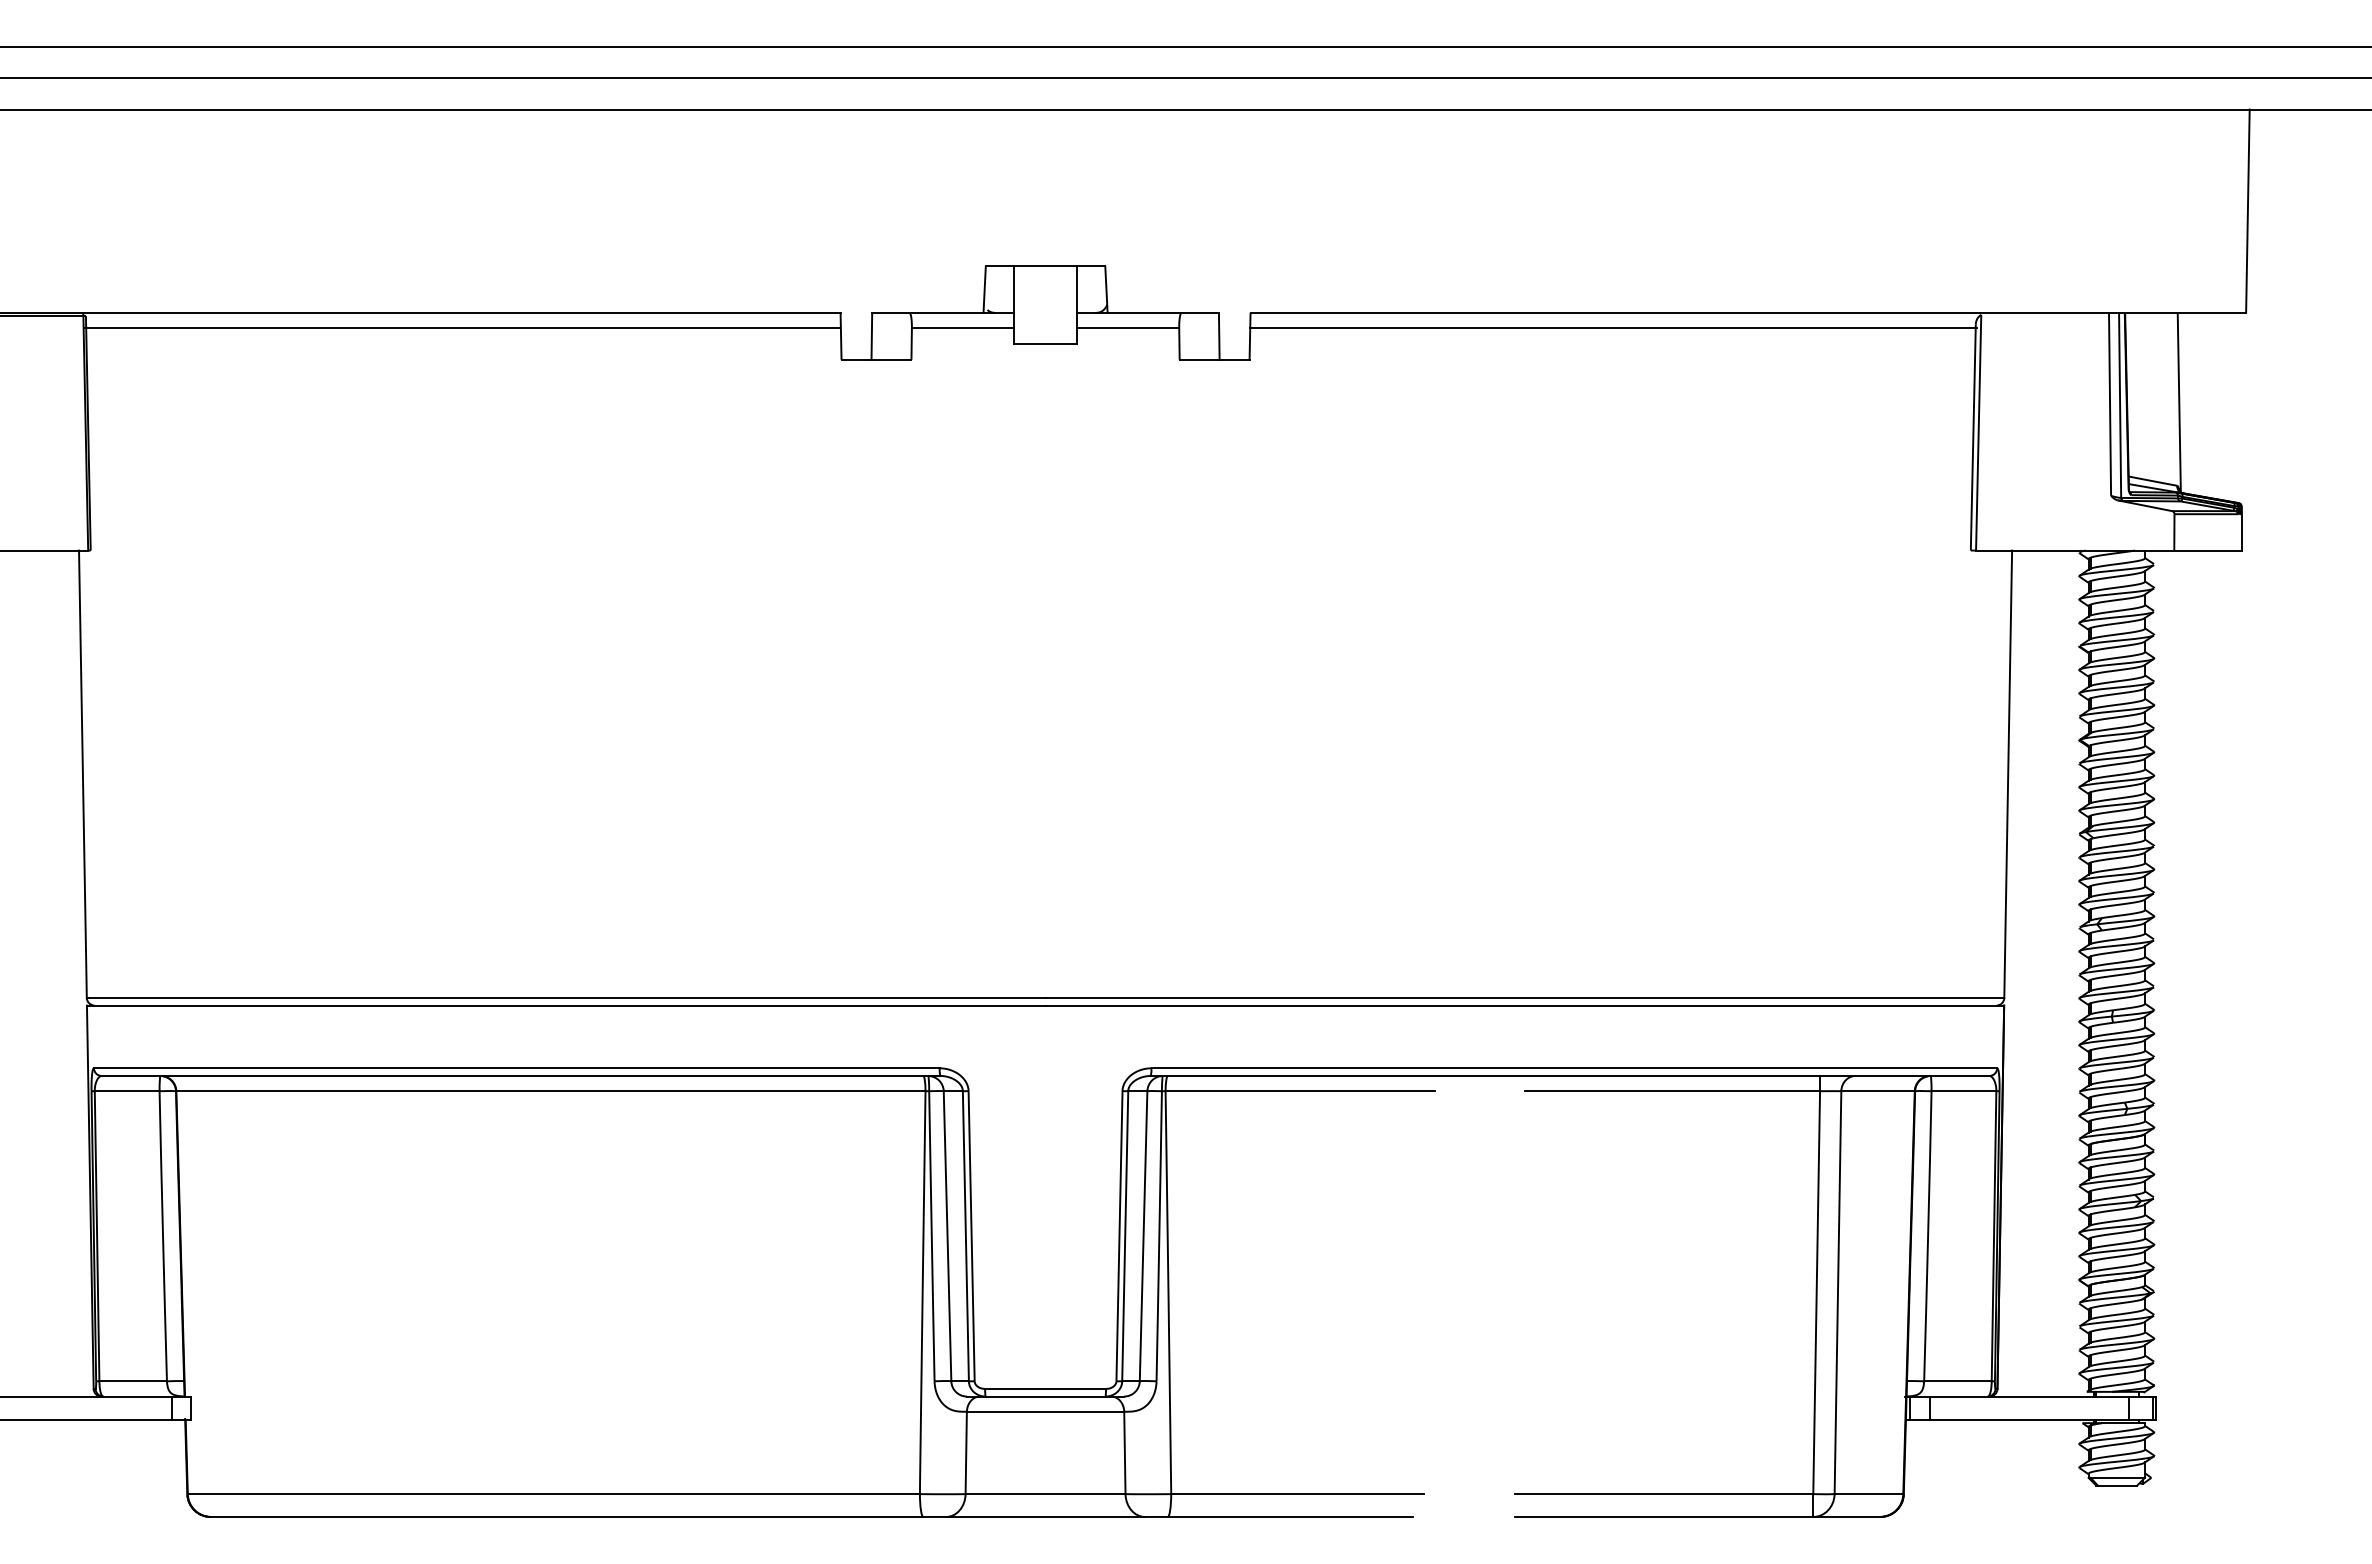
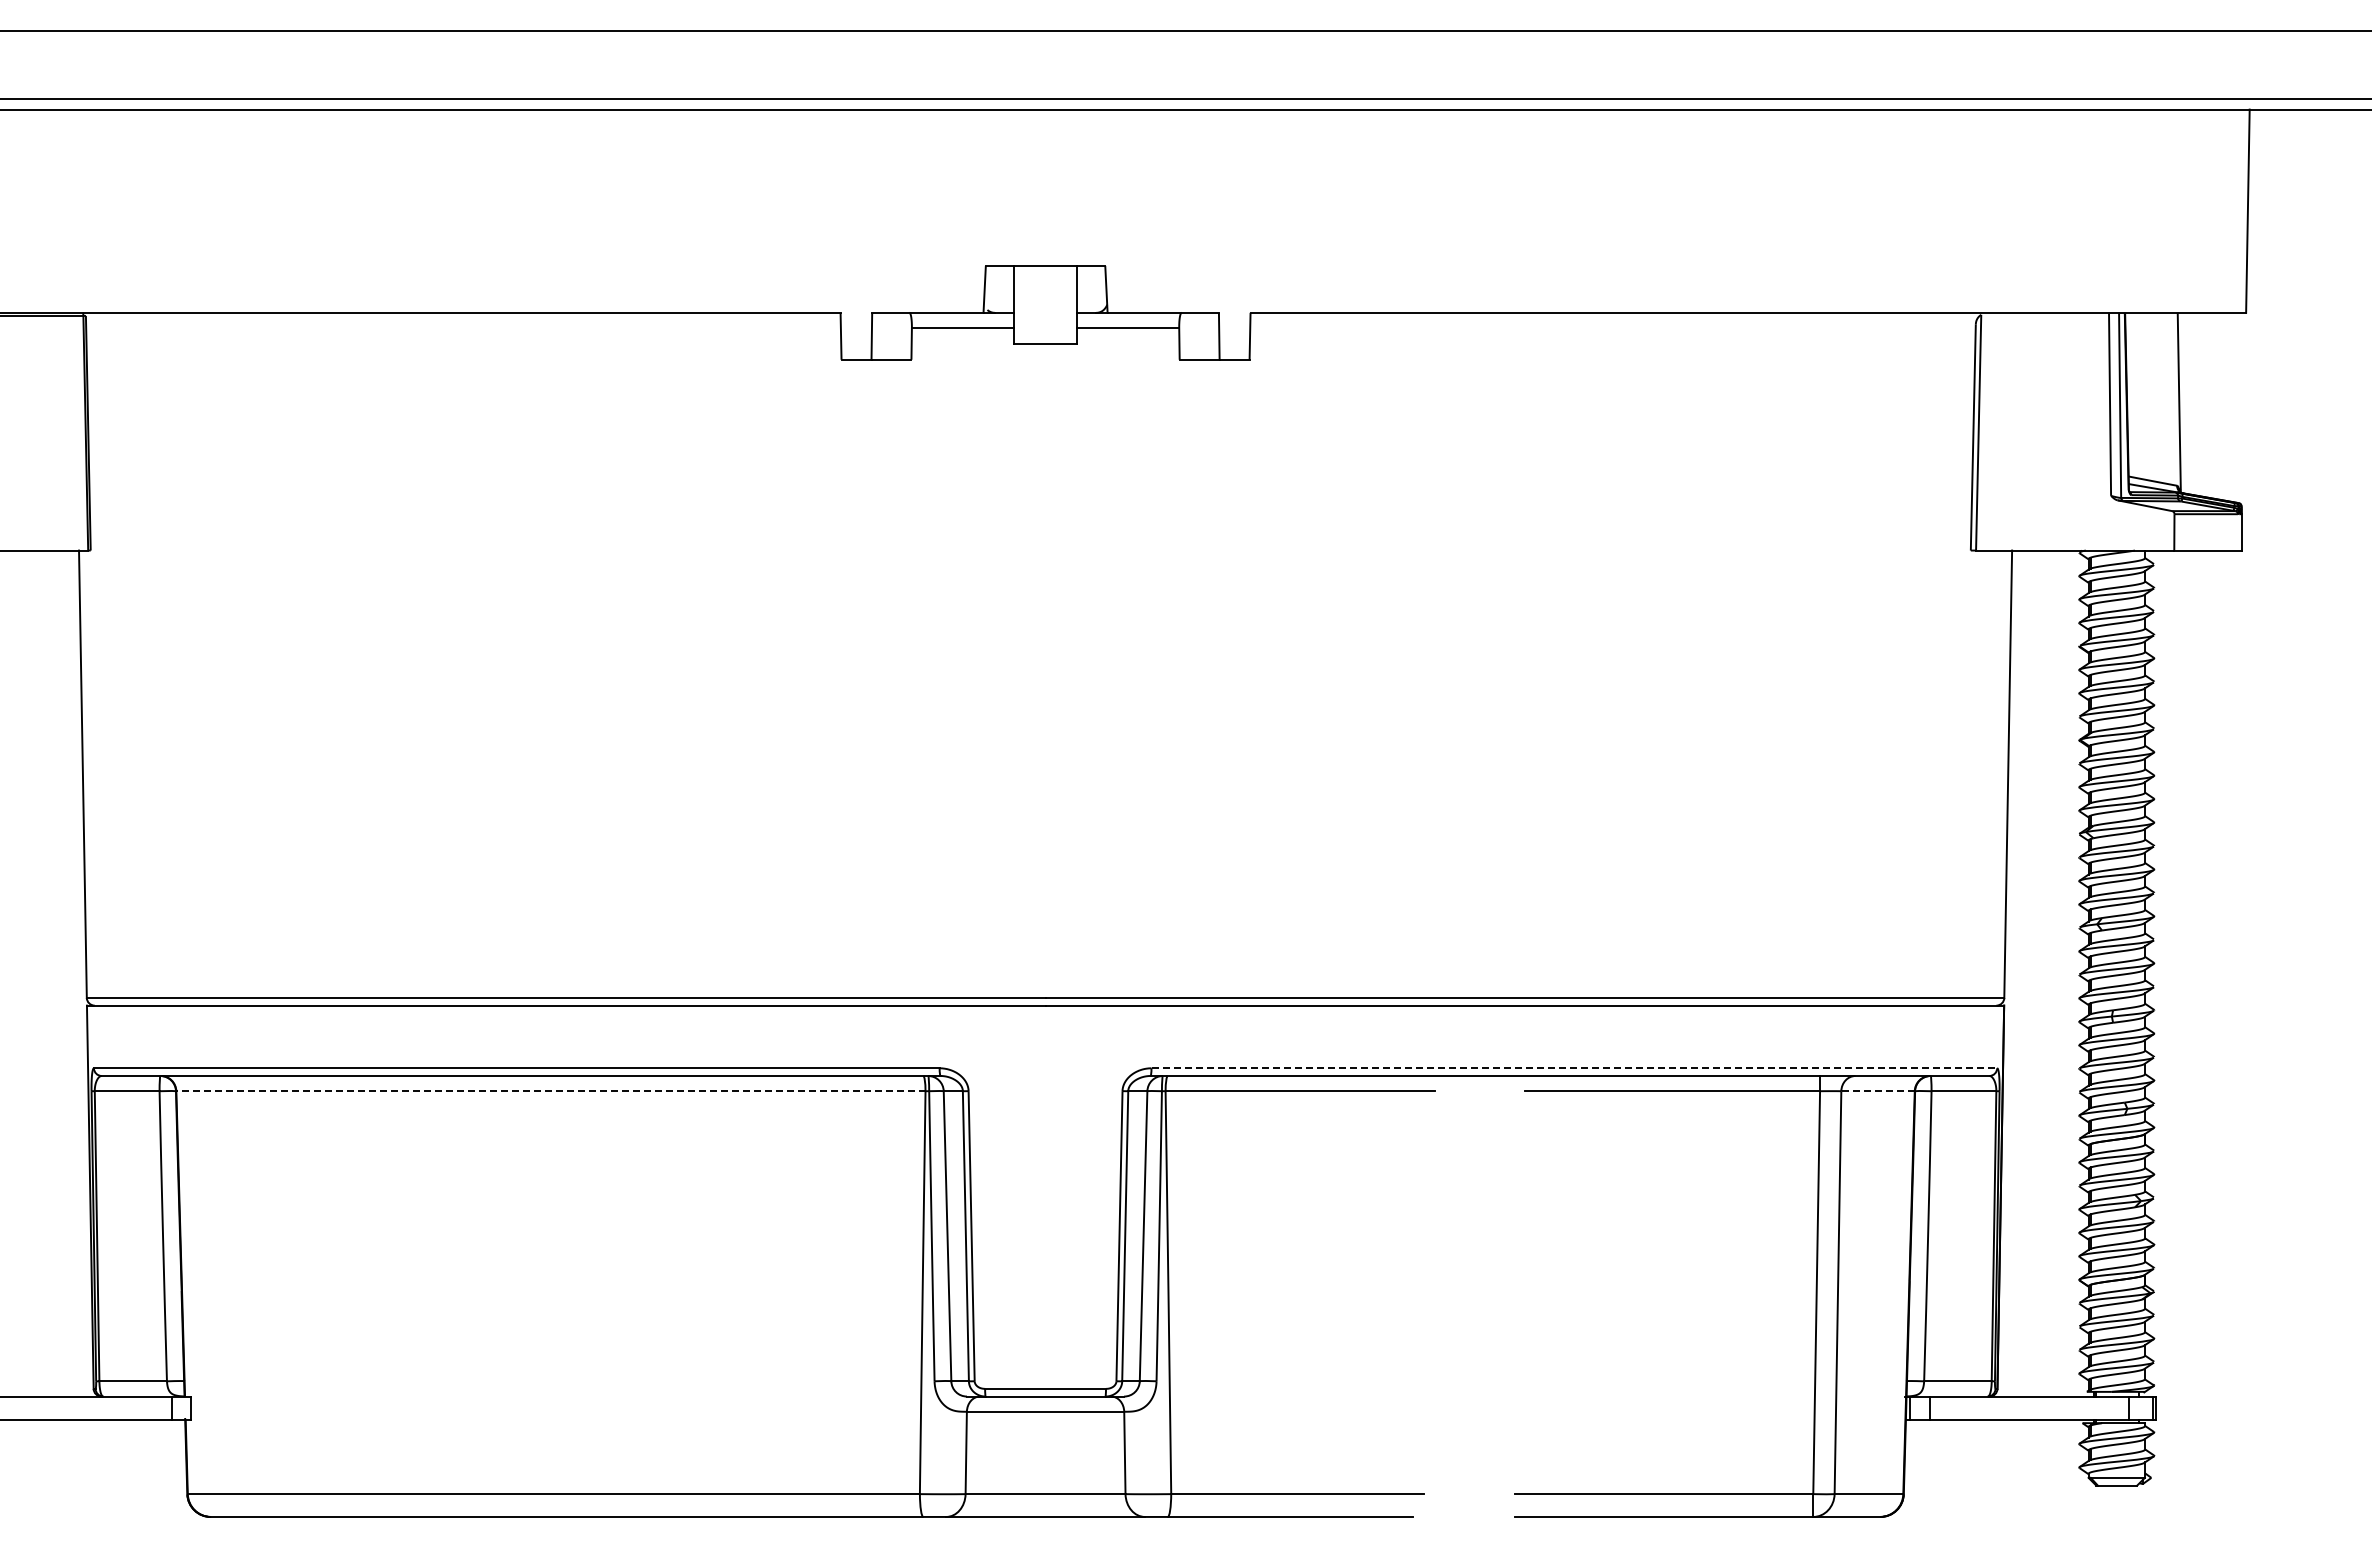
line position: (1185, 47) -> (1185, 31) (1185, 31)
line position: (1185, 78) -> (1185, 99) (1185, 99)
line: present -> none (461, 328)
line: present -> none (1613, 328)
line: solid -> dashed (1574, 1068)
line: solid -> dashed (550, 1091)
line: solid -> dashed (1878, 1091)
